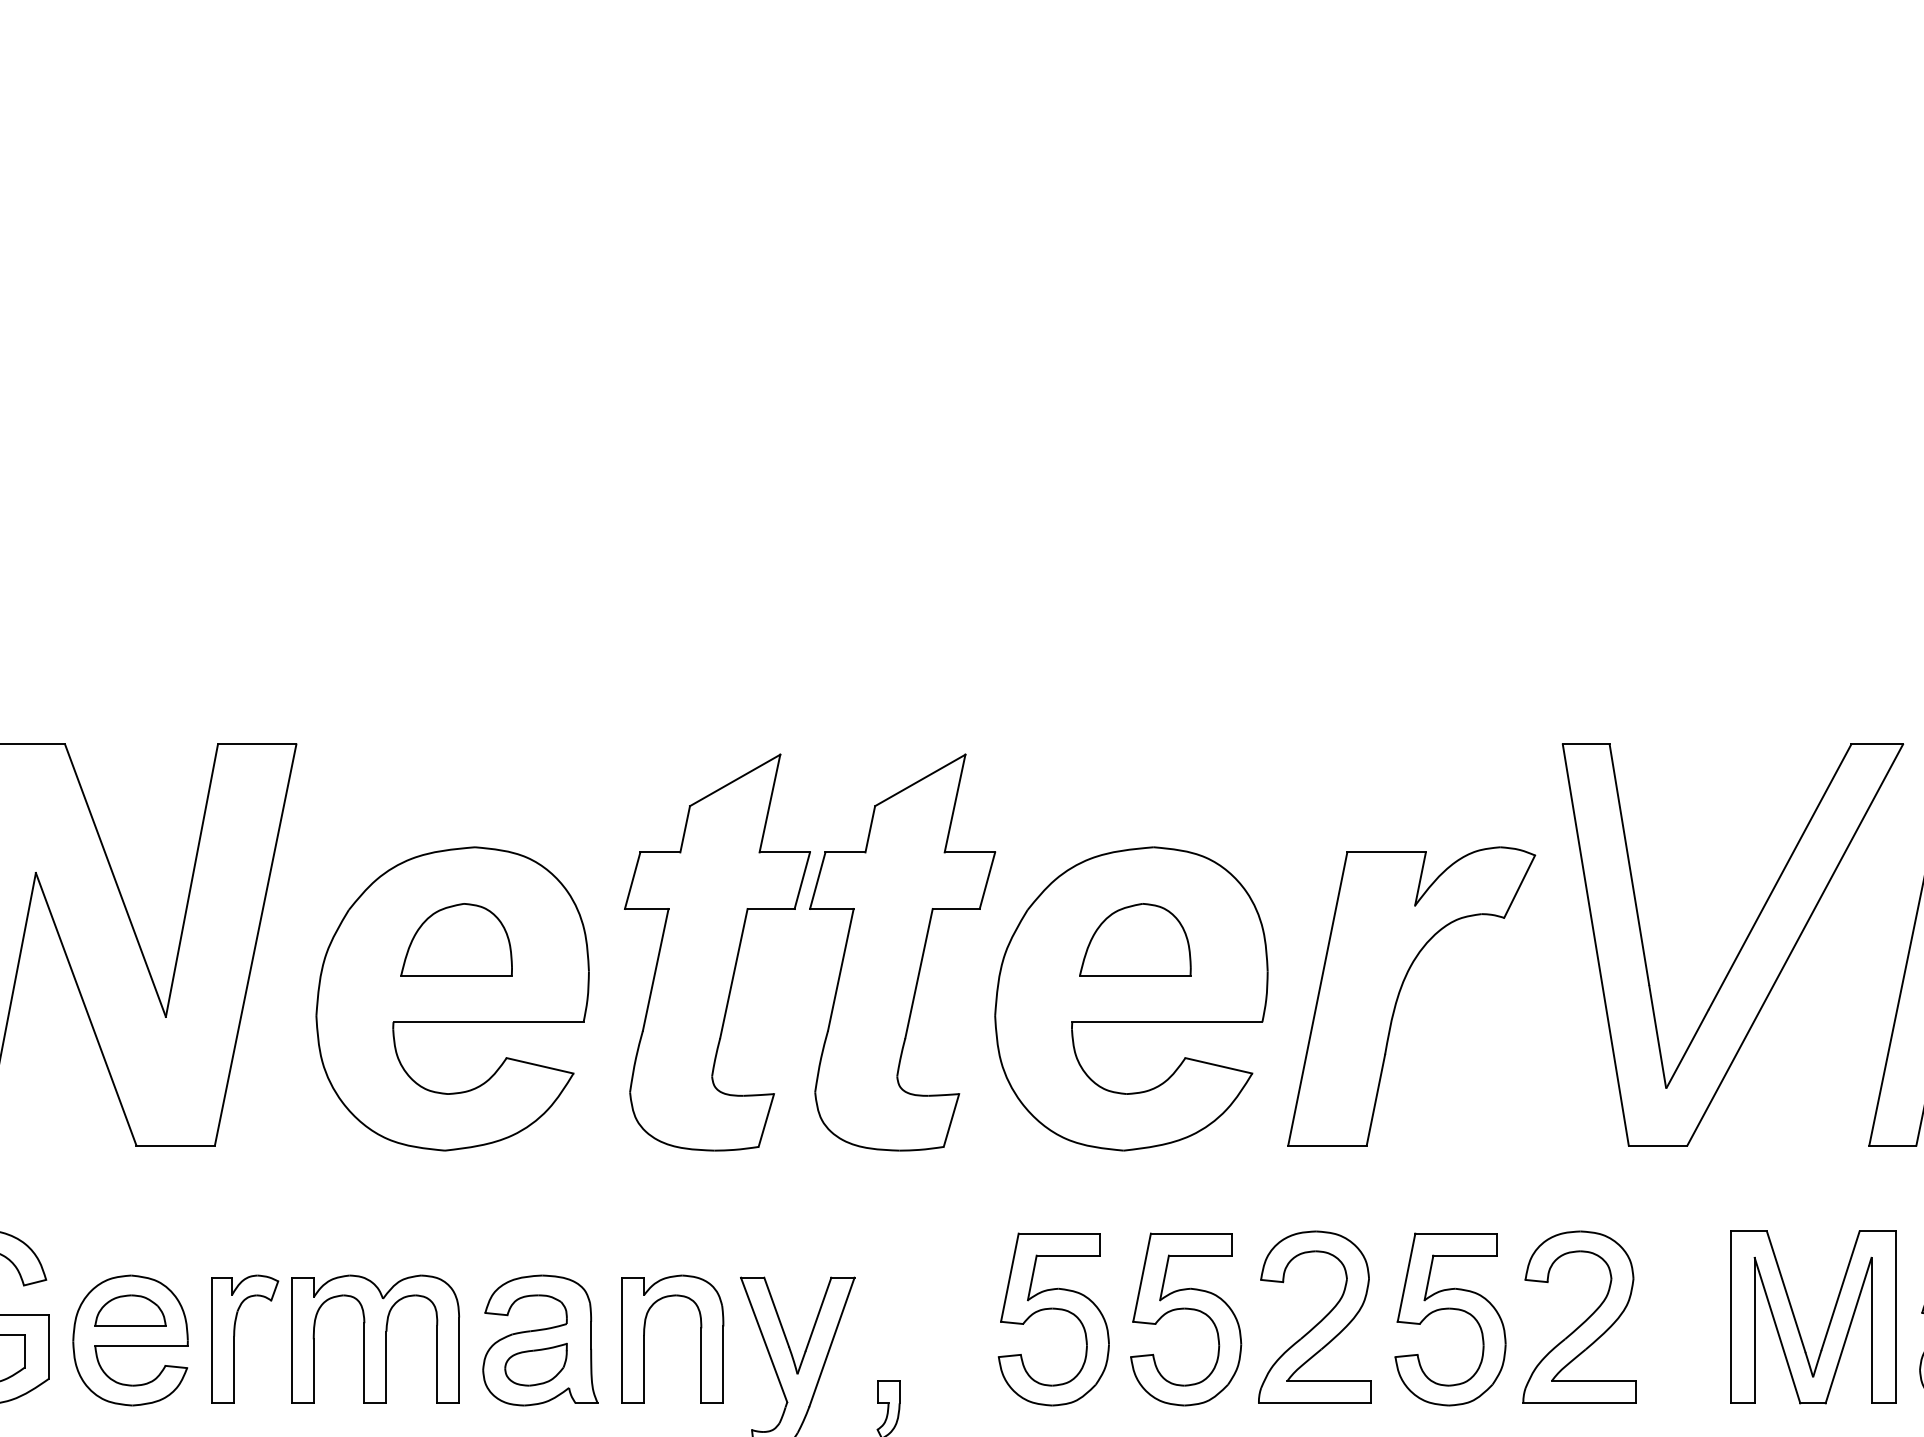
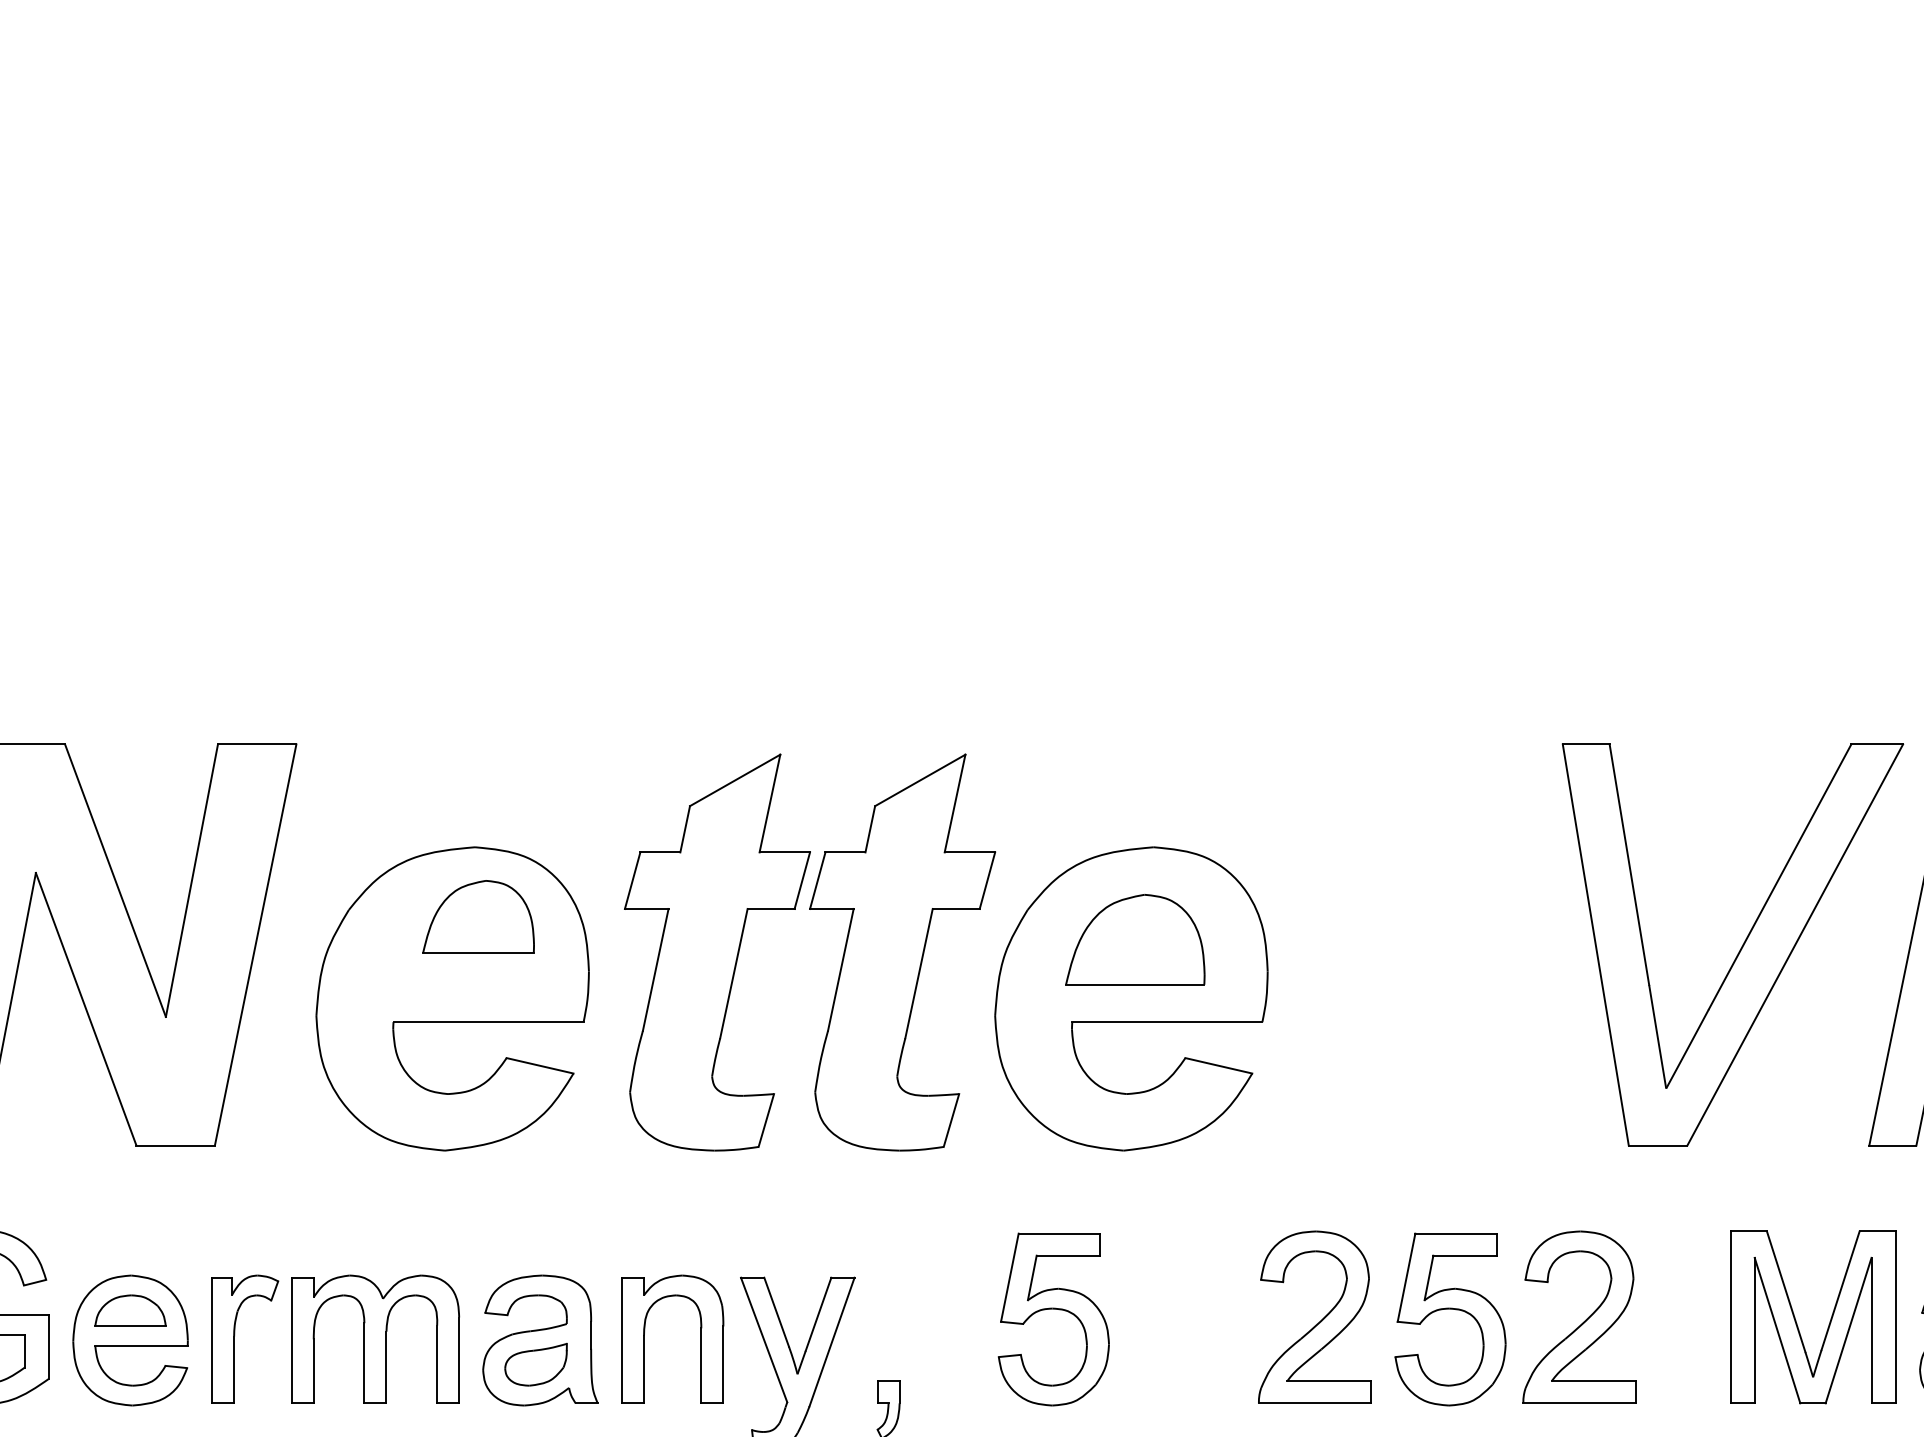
part position: (456, 939) -> (478, 916) (478, 916)
part size: 113x74 px -> 141x92 px (1135, 939)
part: present -> none (1401, 990)
part: present -> none (1186, 1309)
